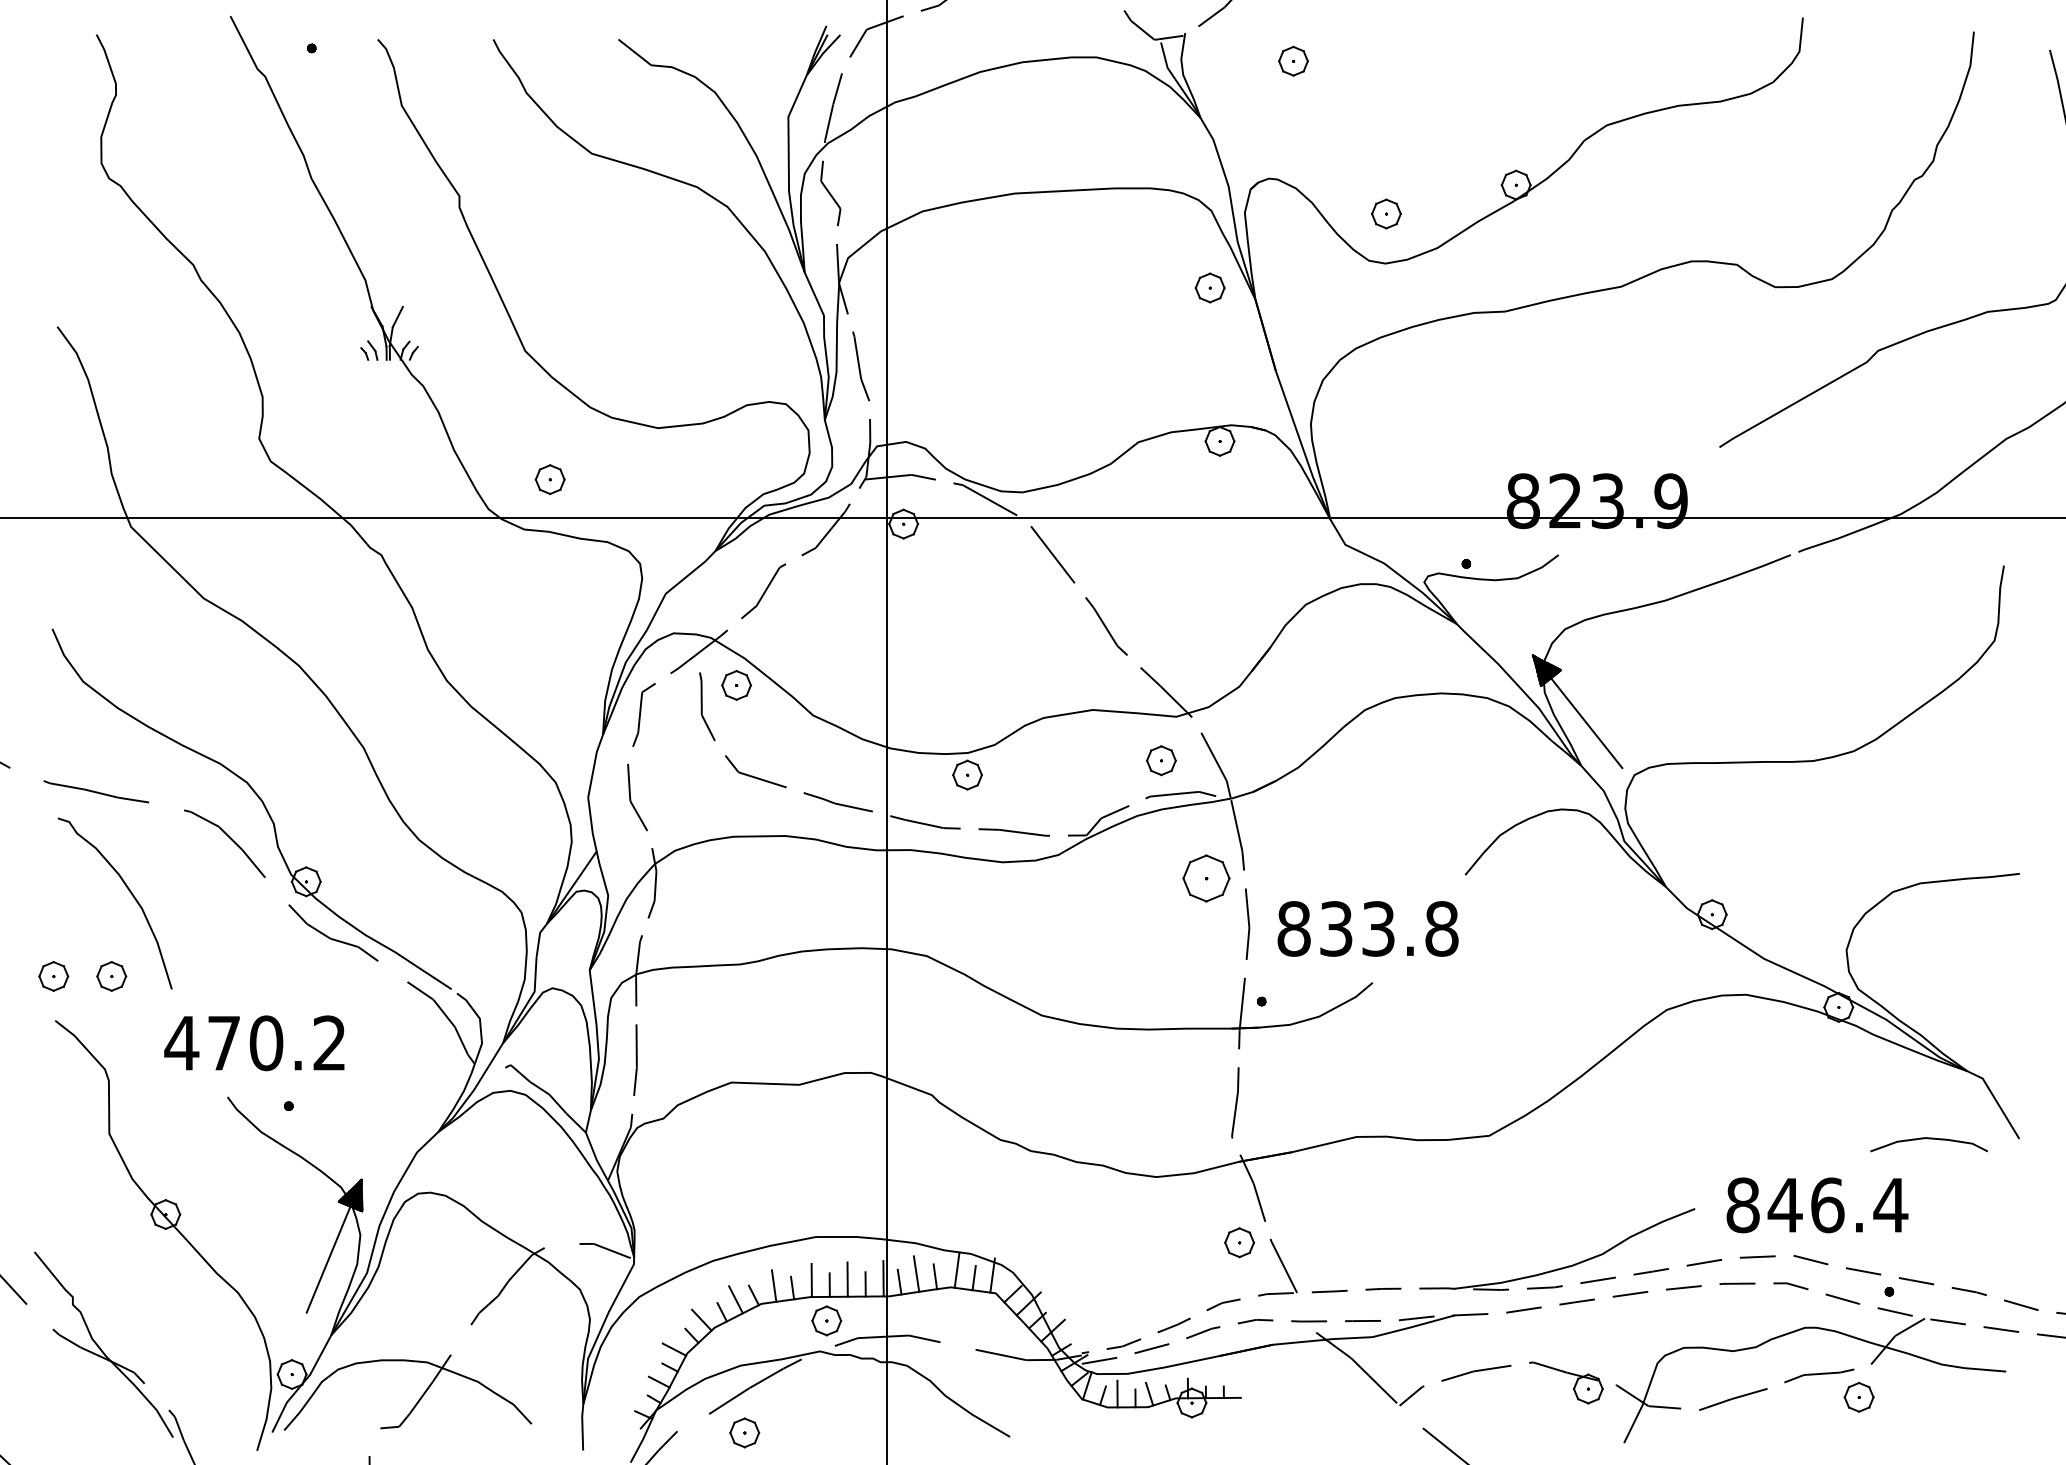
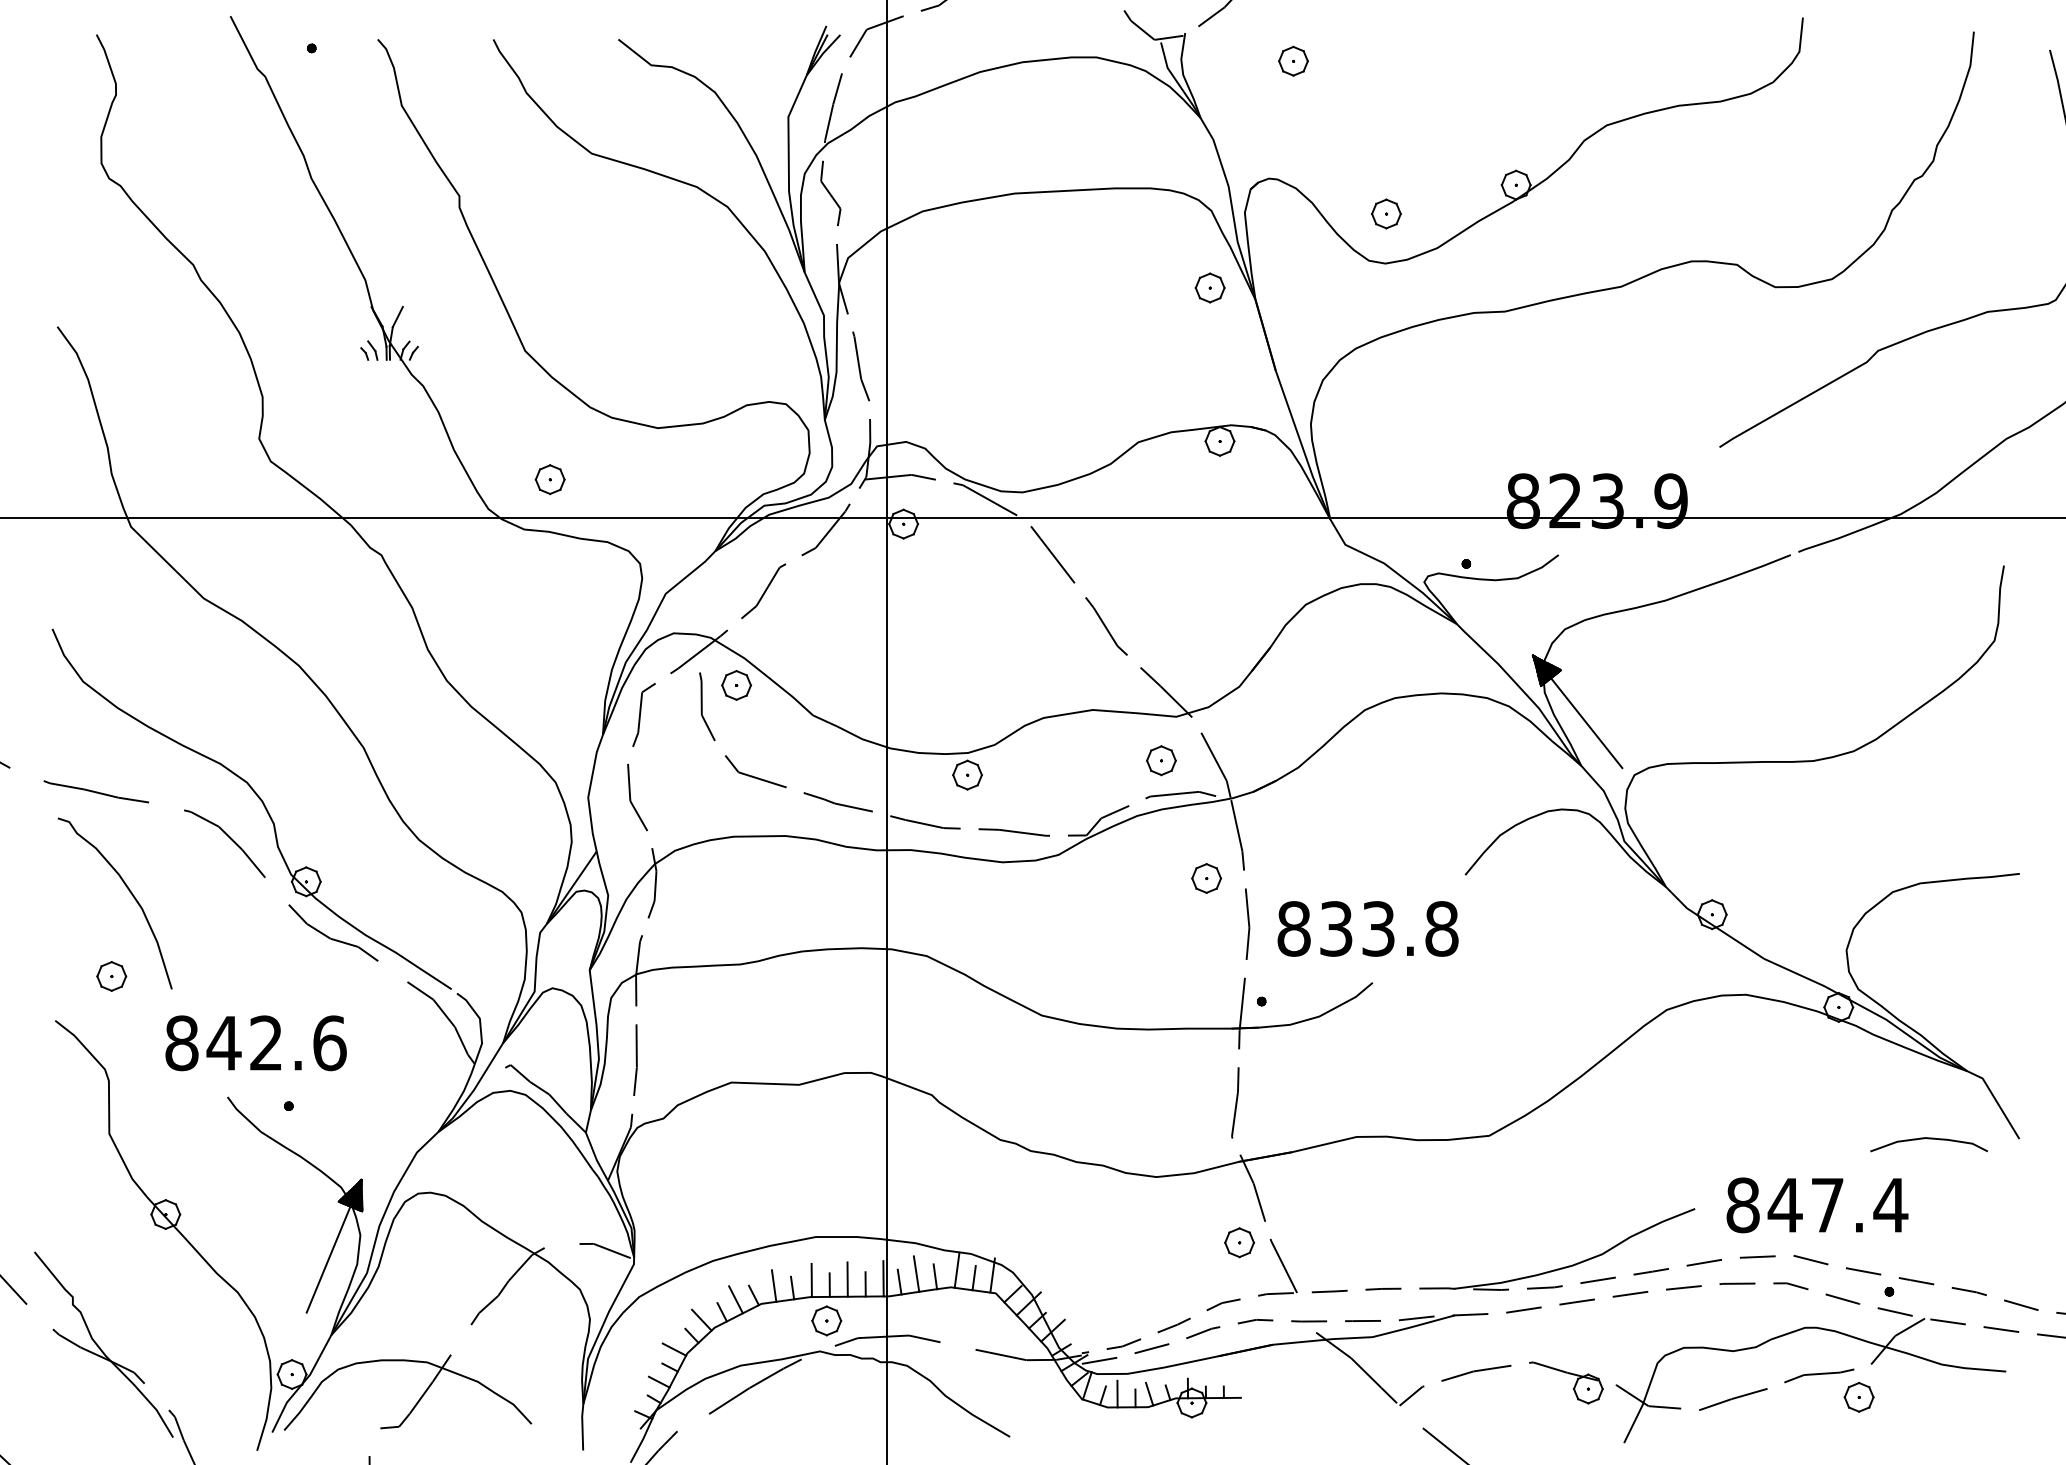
part size: 49x49 px -> 32x31 px (1206, 878)
part: present -> none (53, 976)
text: 470.2 -> 842.6 (255, 1043)
text: 846.4 -> 847.4 (1827, 1205)
part: present -> none (744, 1432)
